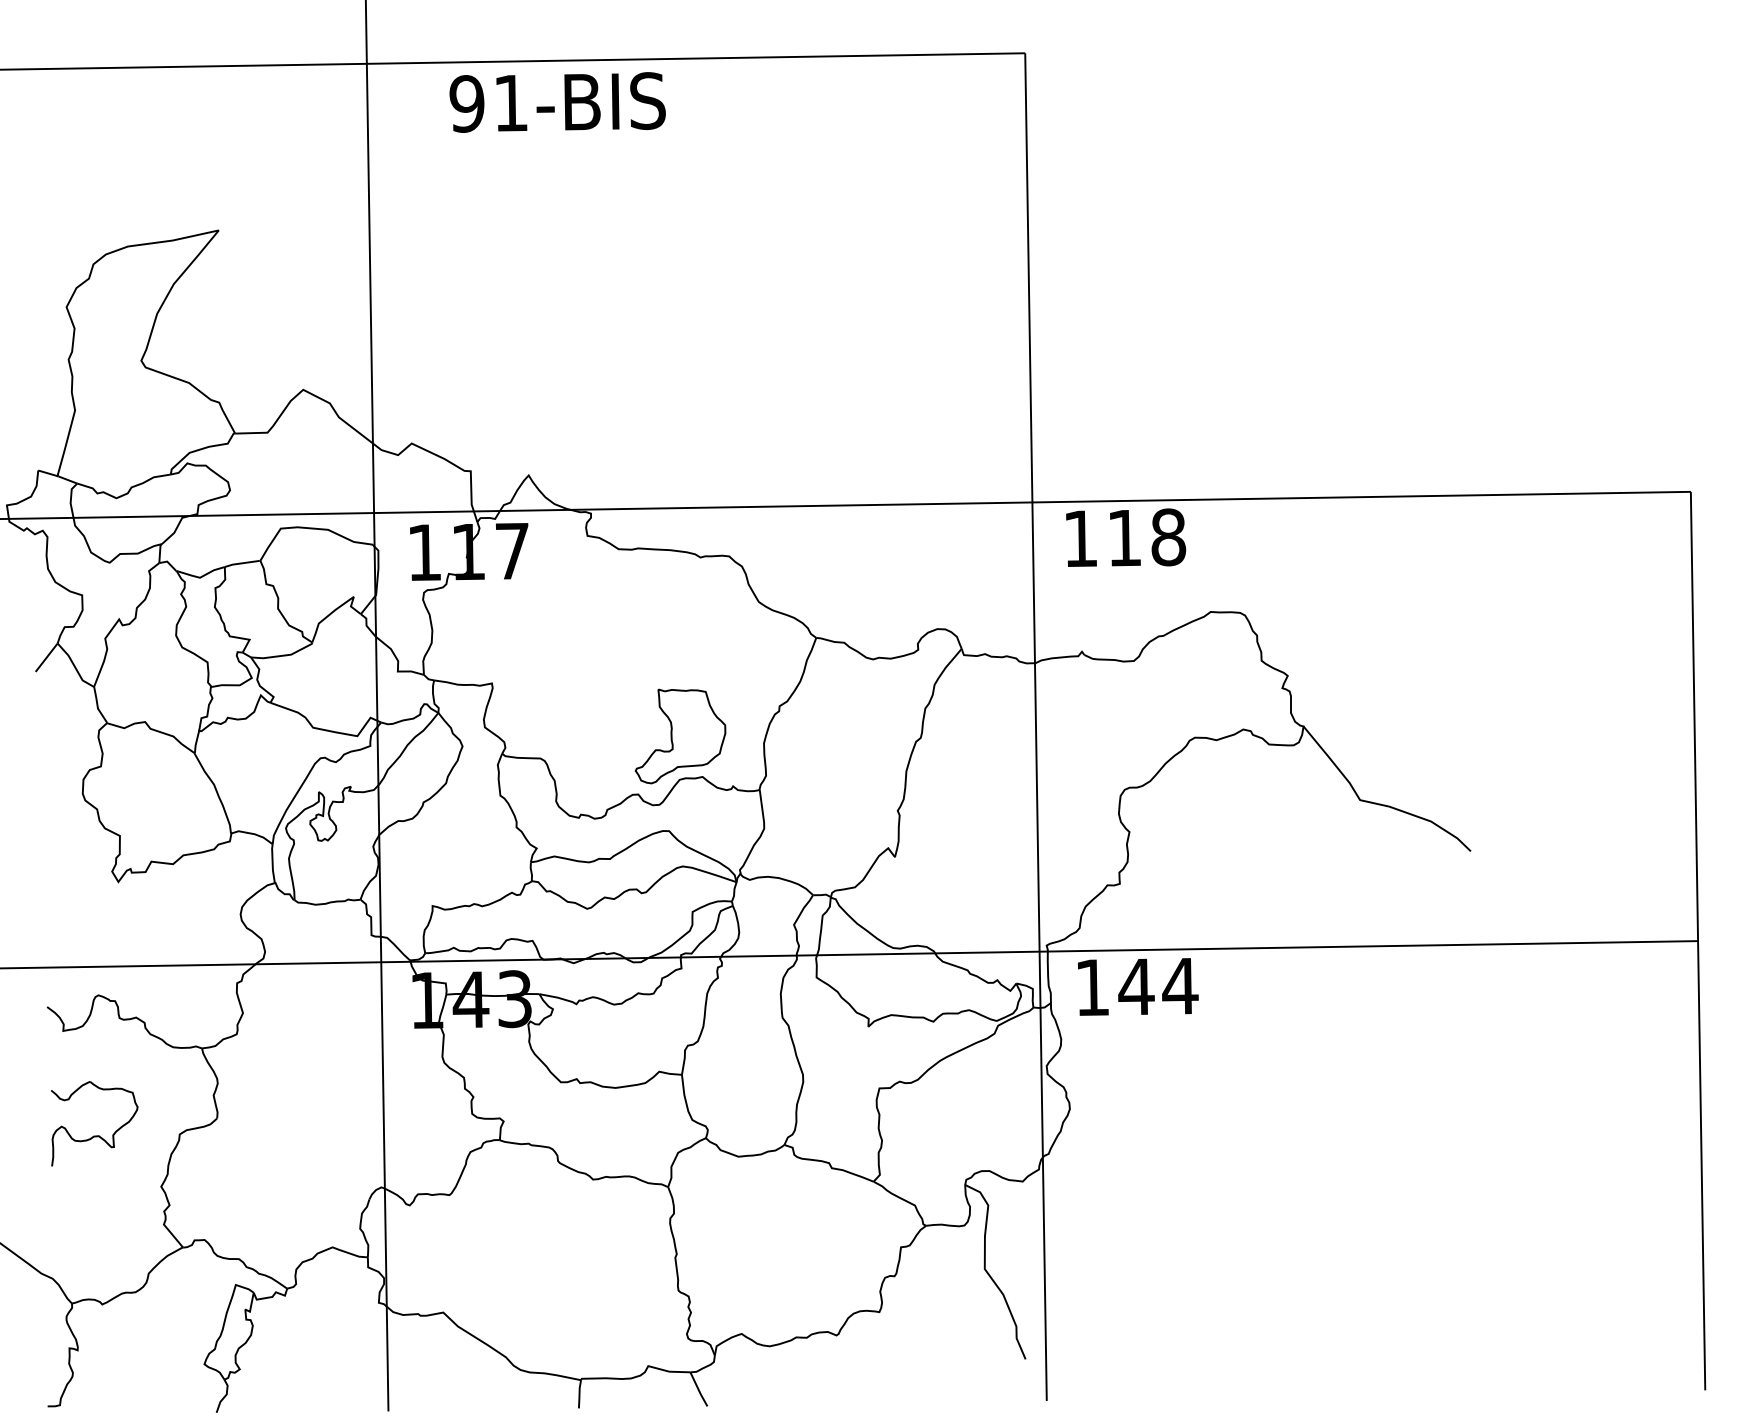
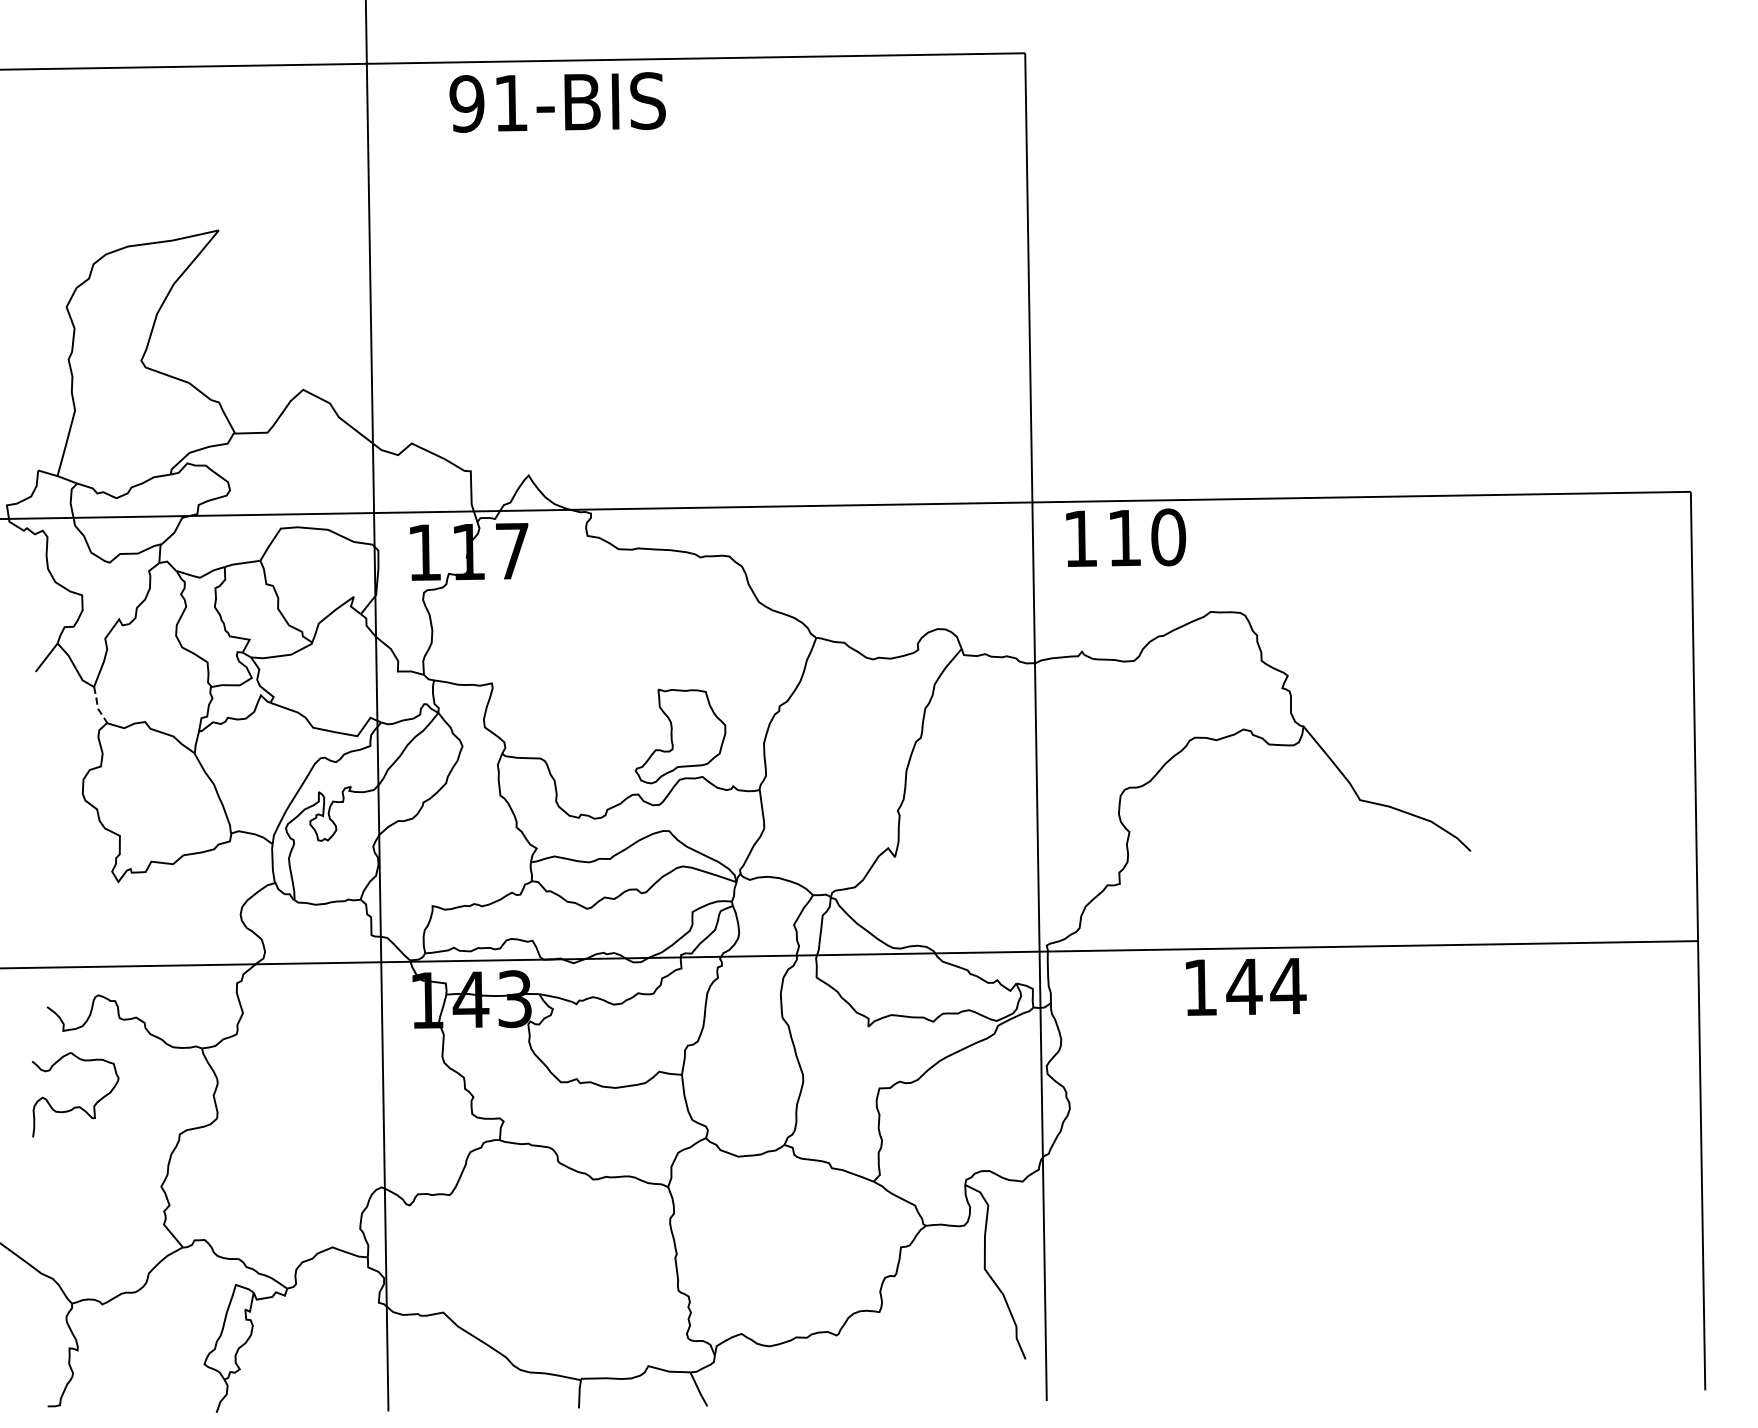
text: 118 -> 110 (1168, 537)
line: solid -> dashed (97, 705)
text position: (1138, 986) -> (1246, 986) (1246, 986)
part position: (94, 1135) -> (75, 1106) (75, 1106)
